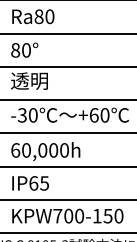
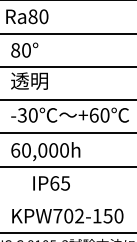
text position: (33, 16) -> (27, 16) (27, 16)
text position: (30, 183) -> (51, 183) (51, 183)
line: present -> none (67, 199)
text: KPW700-150 -> KPW702-150 (79, 215)
